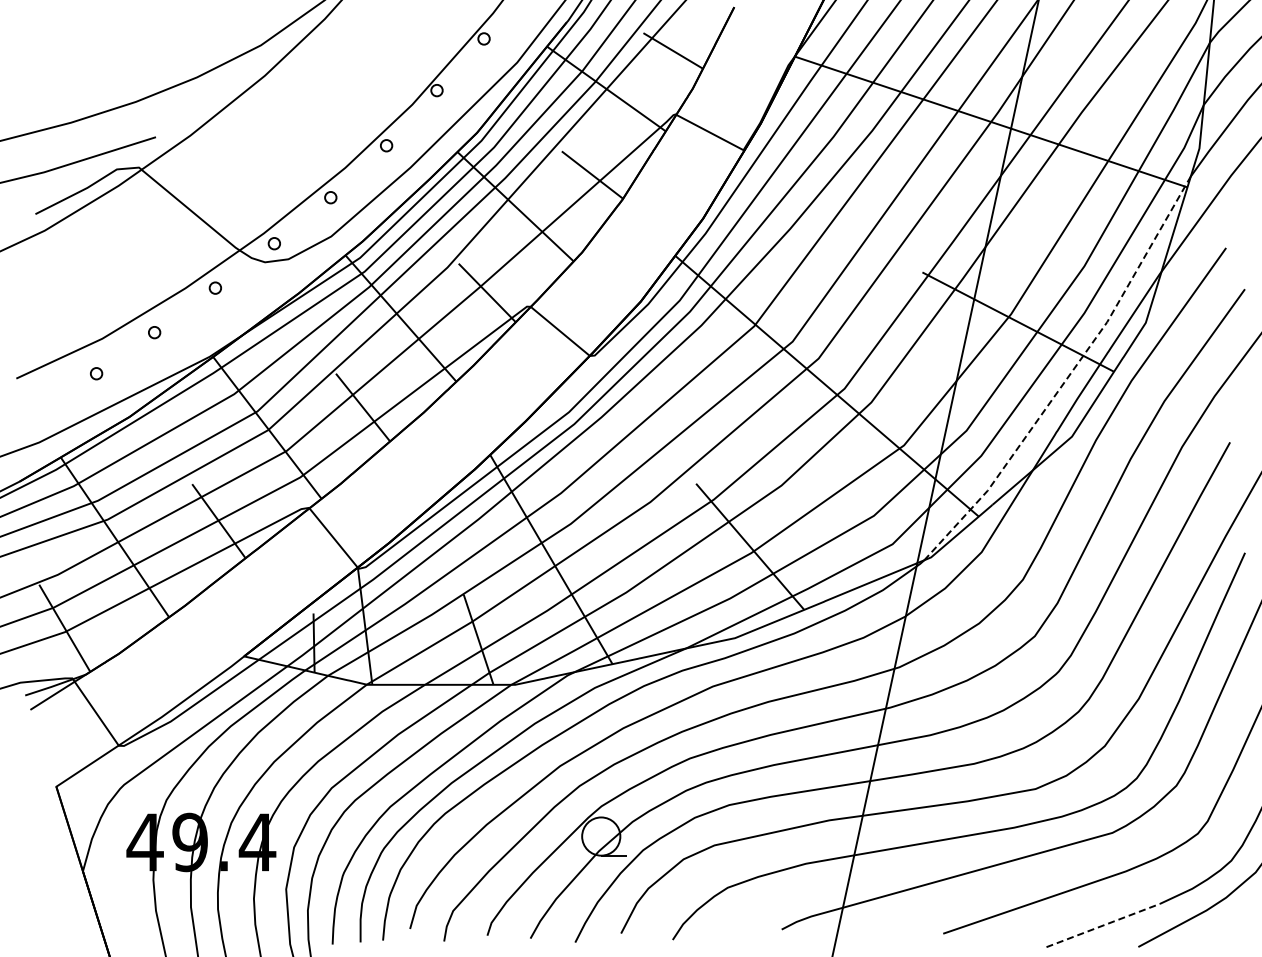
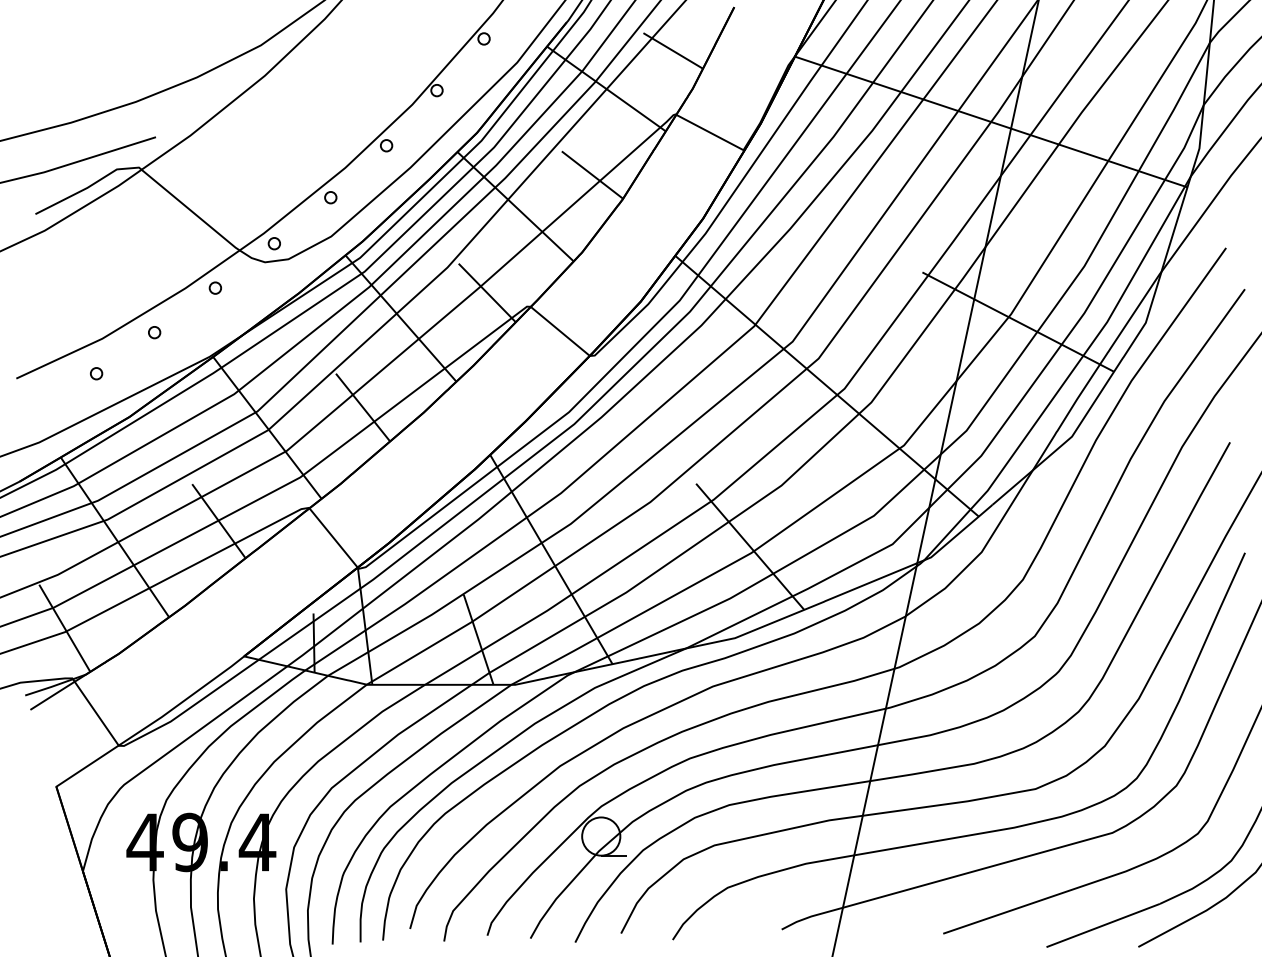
line: dashed -> solid (1068, 376)
line: dashed -> solid (1103, 925)
